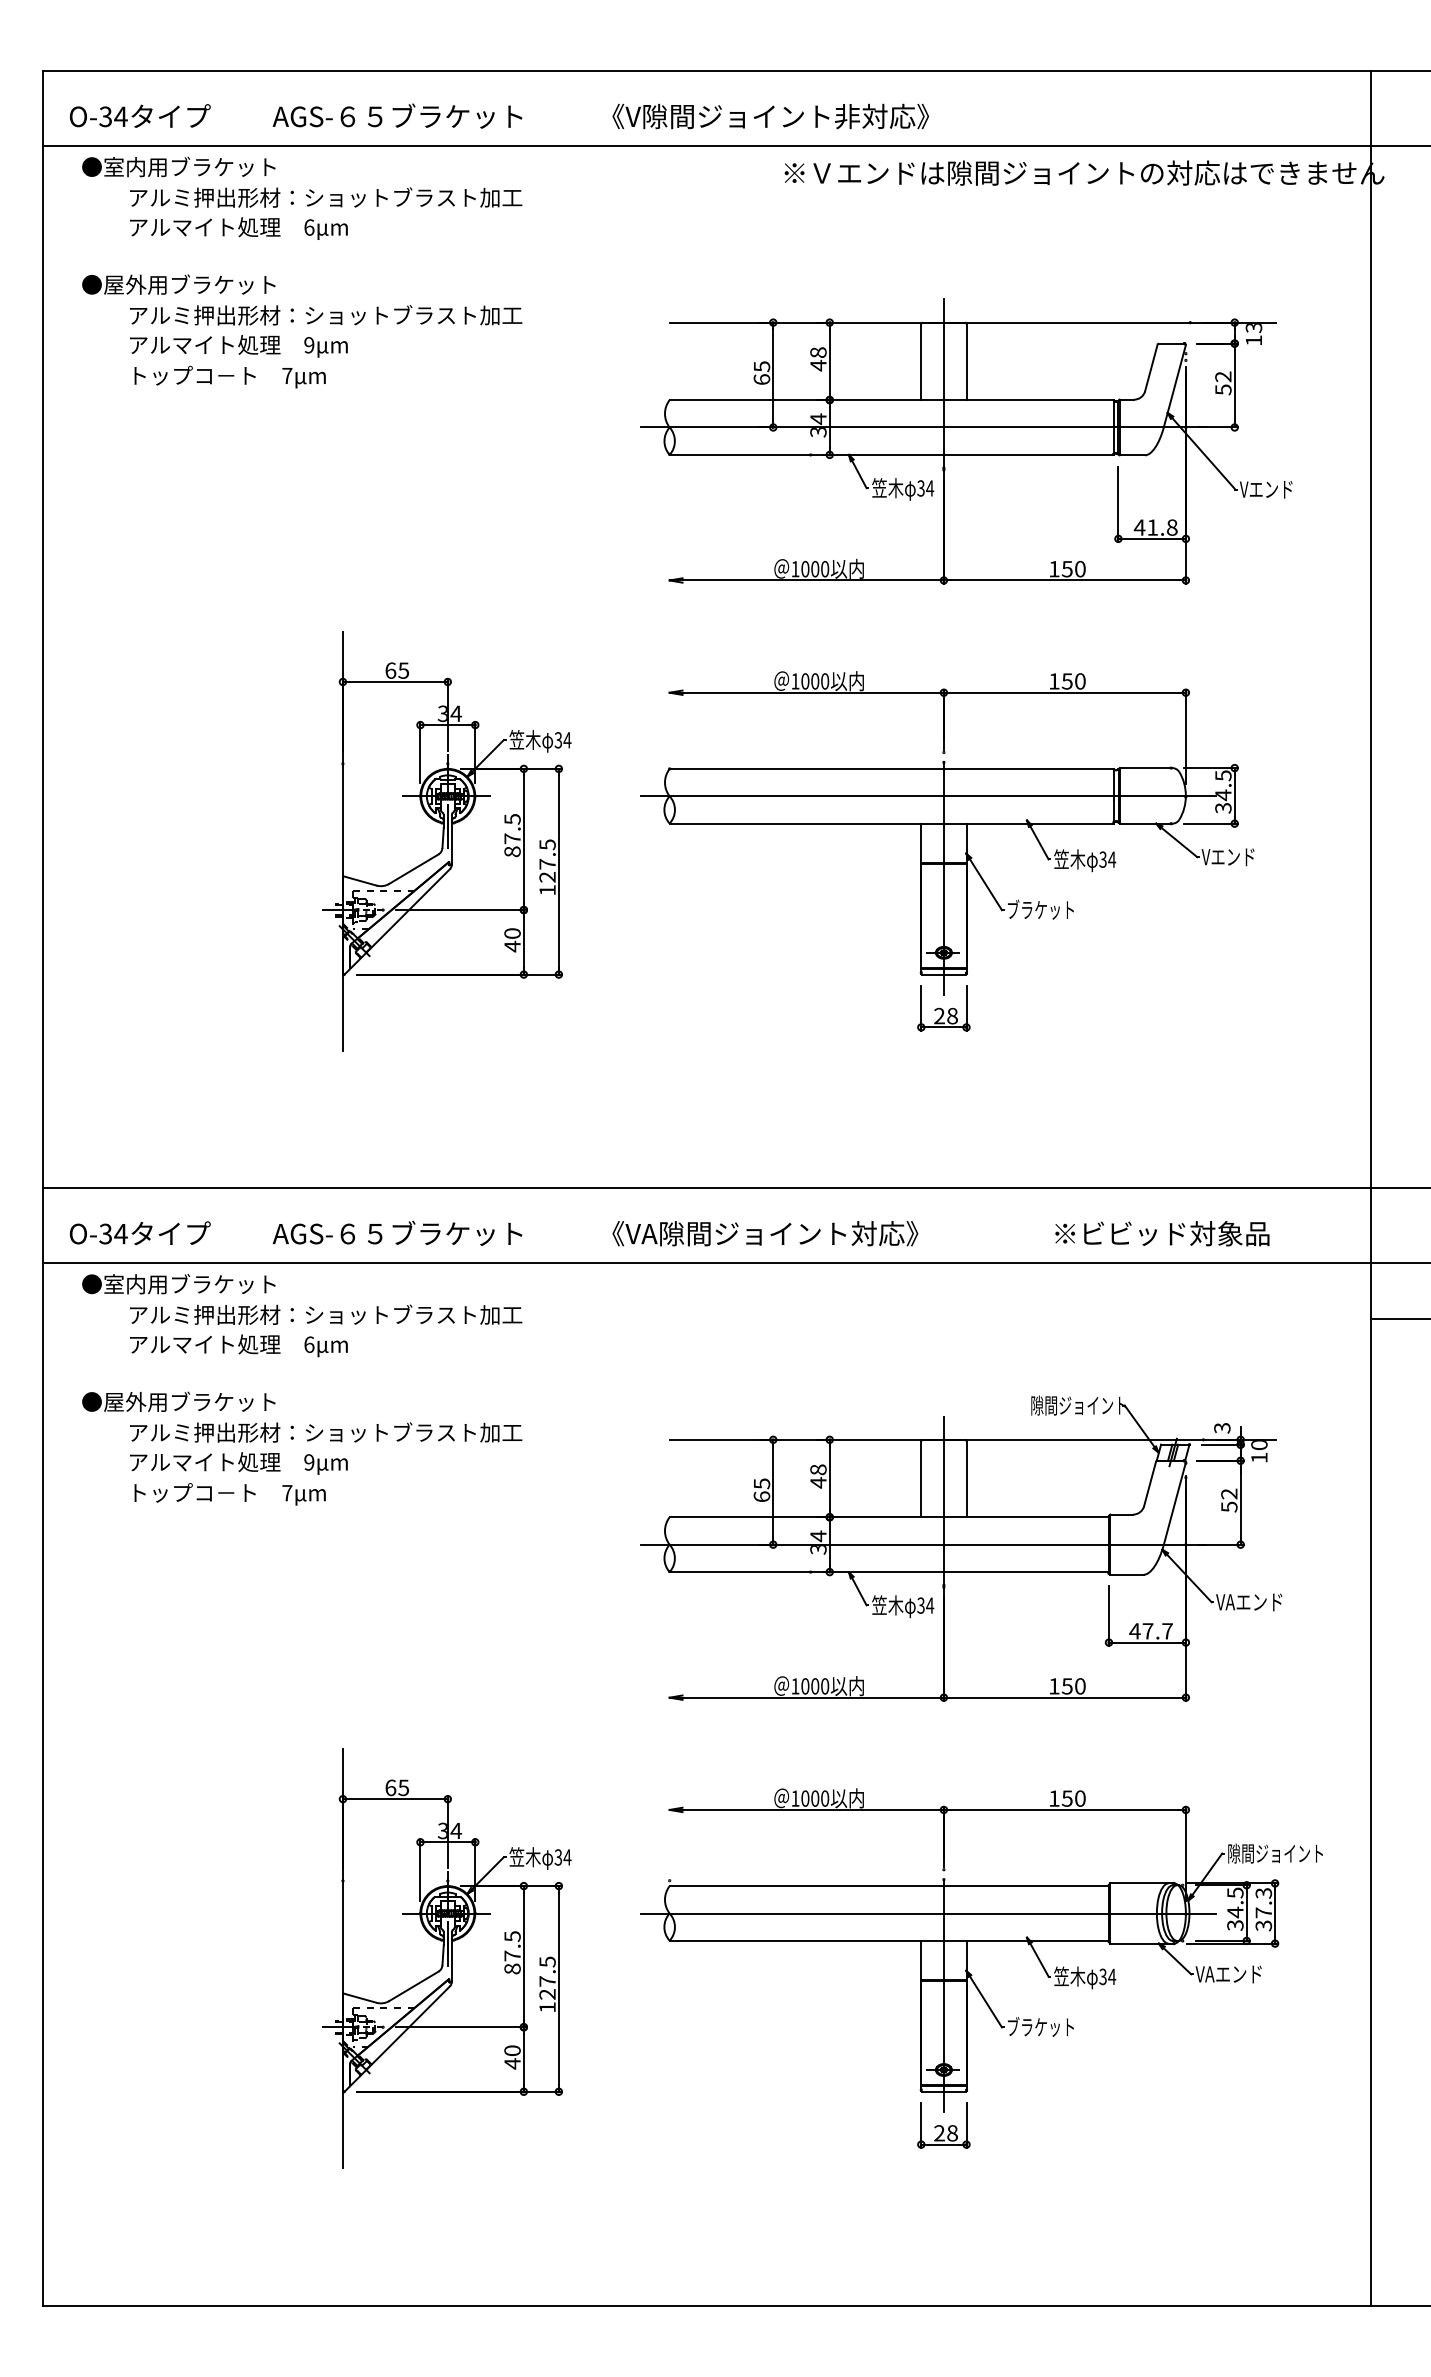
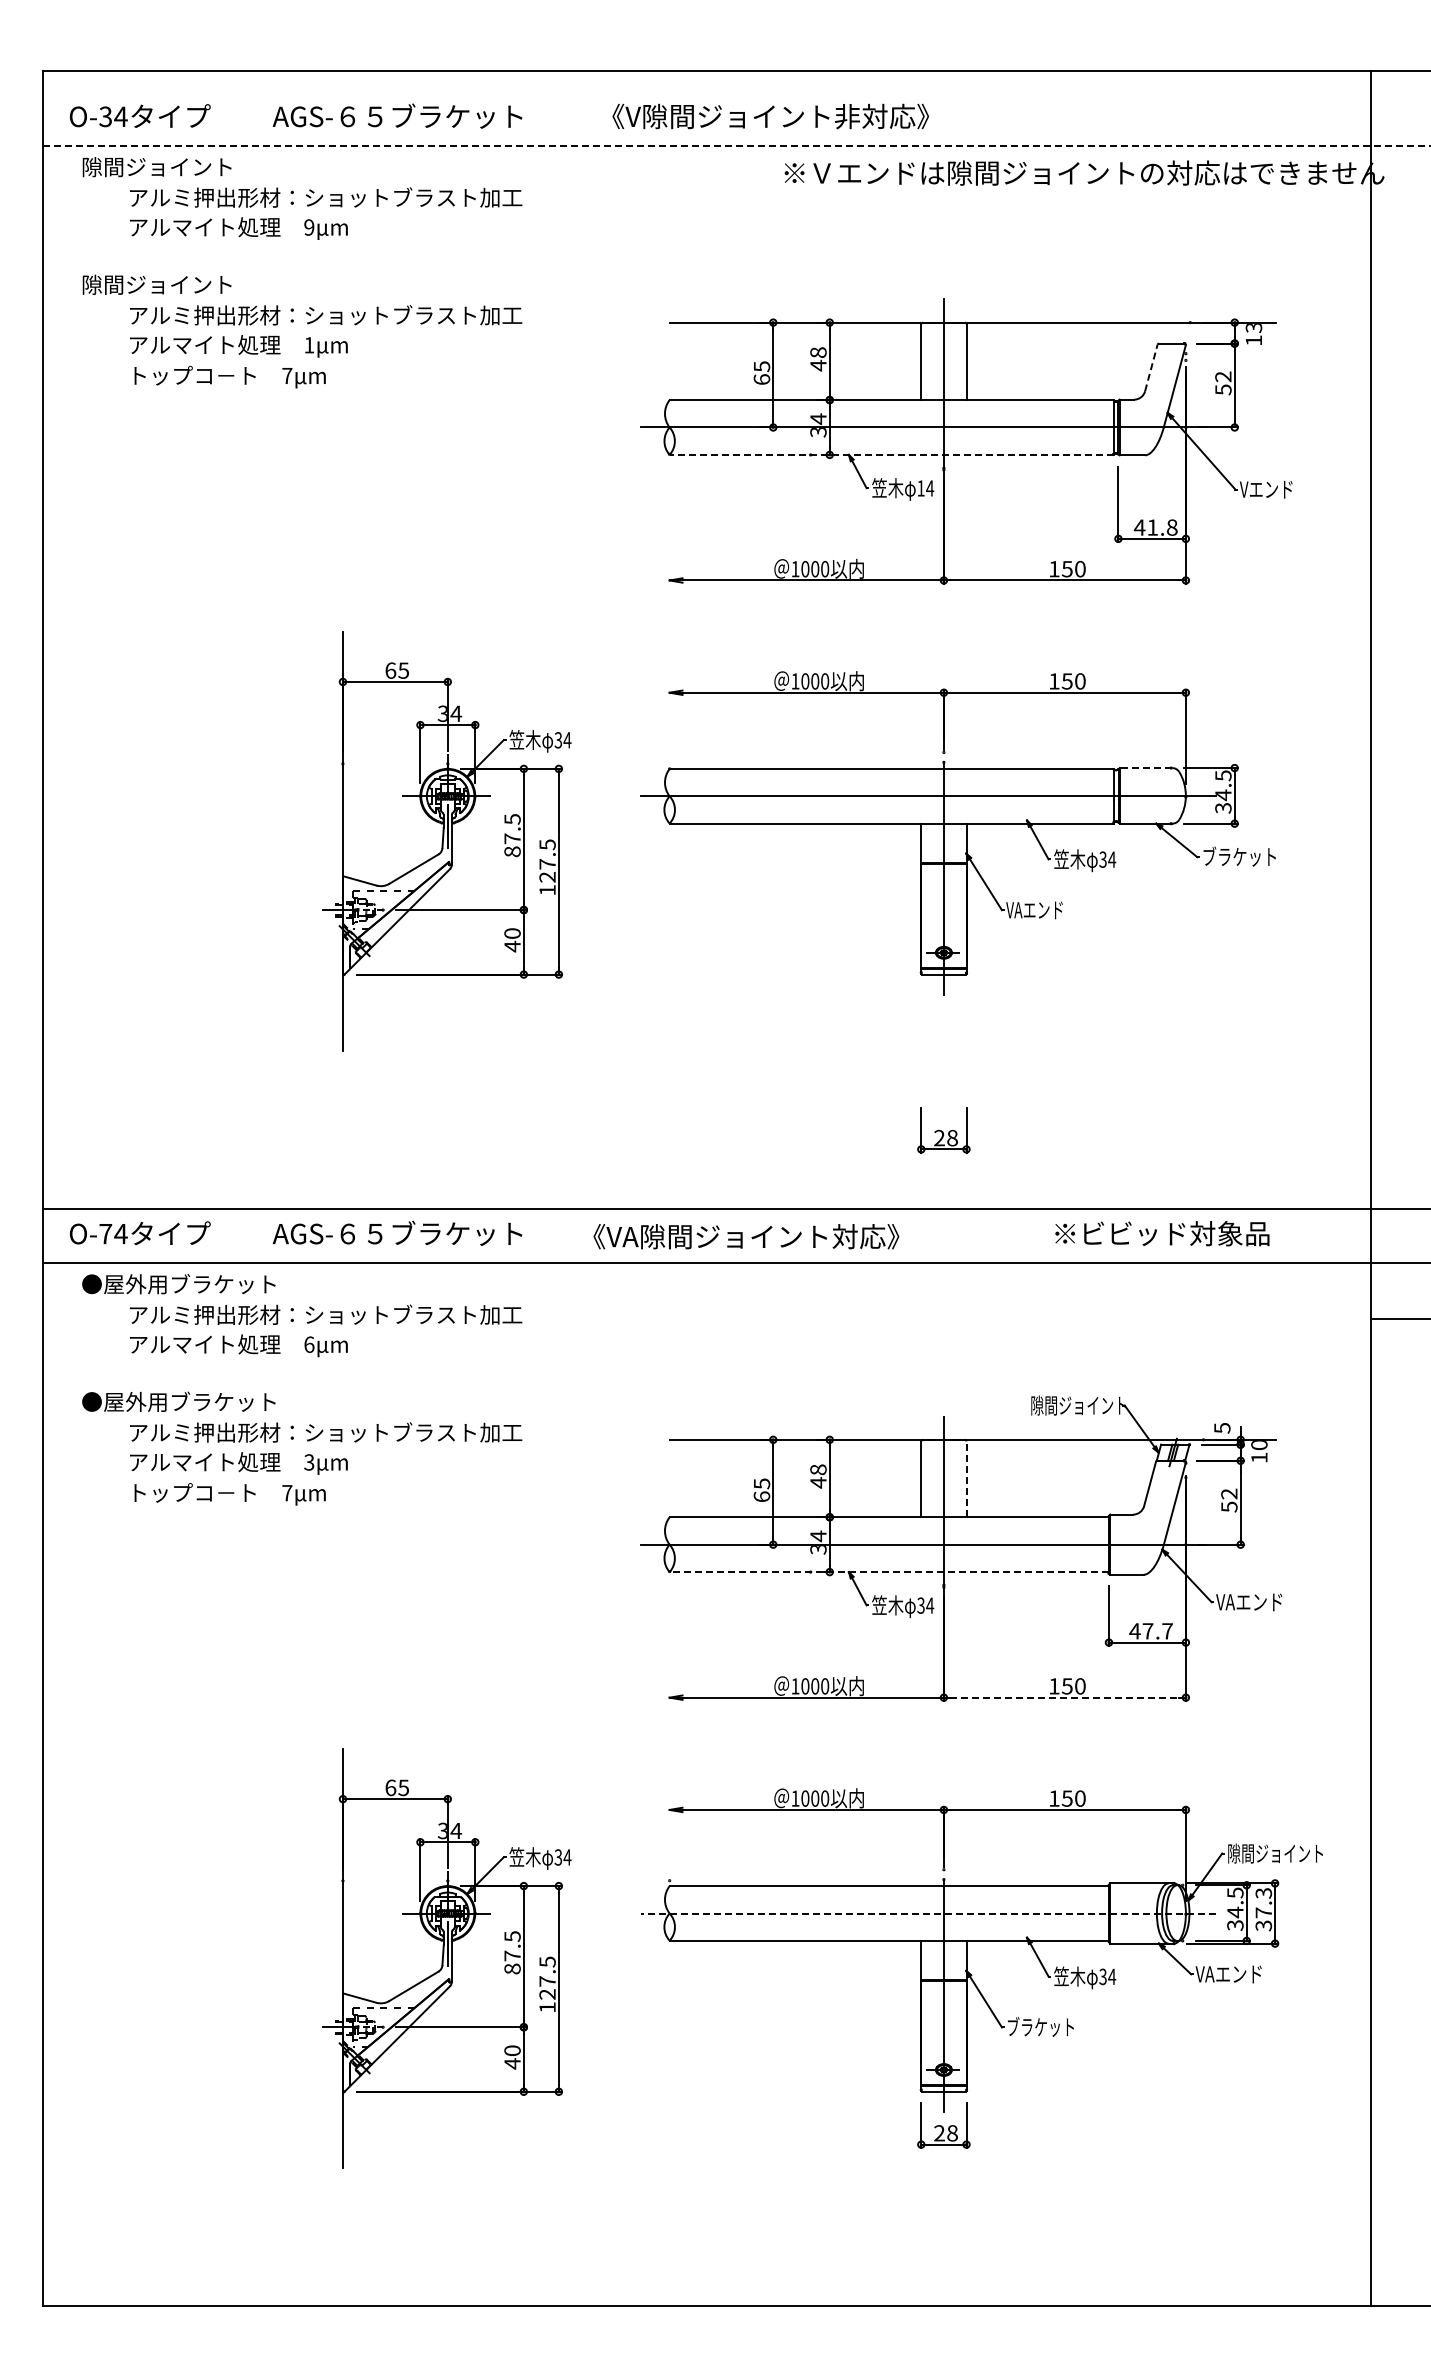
line: solid -> dashed (736, 146)
text: ●室内用ブラケット -> 隙間ジョイント (178, 166)
text: 6 -> 9 (309, 227)
text: ●屋外用ブラケット -> 隙間ジョイント (178, 284)
text: 9 -> 1 (309, 345)
line: solid -> dashed (1151, 367)
line: solid -> dashed (891, 454)
text: 34 -> 14 (920, 488)
line: solid -> dashed (1145, 768)
text: Vエンド -> ブラケット (1238, 856)
text: ブラケット -> VAエンド (1039, 909)
part position: (943, 1008) -> (943, 1130) (943, 1130)
line position: (734, 1188) -> (734, 1209) (734, 1209)
text: O-34 -> O-74 (105, 1233)
text position: (765, 1233) -> (746, 1236) (746, 1236)
text: ●室内用ブラケット -> ●屋外用ブラケット (125, 1284)
text: 3 -> 5 (1221, 1427)
text: 9 -> 3 (309, 1462)
line: solid -> dashed (966, 1479)
line: solid -> dashed (889, 1572)
line: solid -> dashed (1064, 1697)
line: solid -> dashed (928, 1913)
